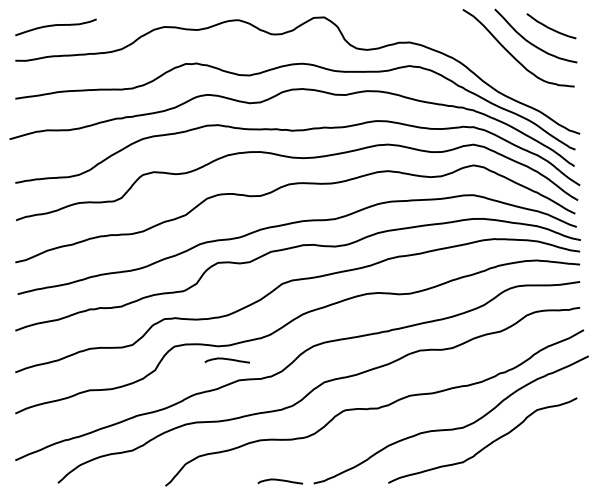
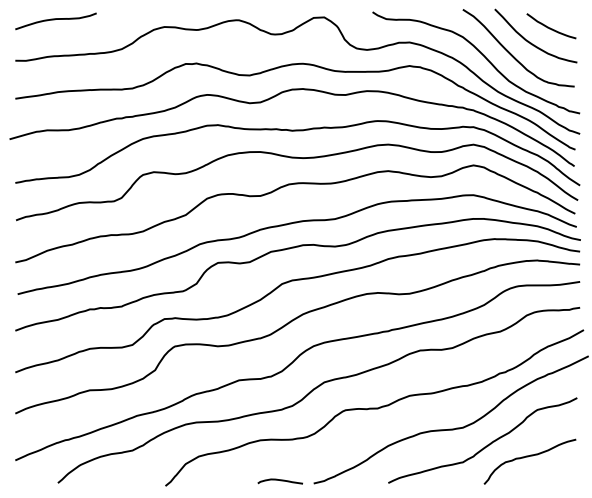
curve position: (55, 26) -> (55, 20) (55, 20)
curve: none -> present (482, 55)
curve: present -> none (226, 359)
curve: none -> present (528, 457)
